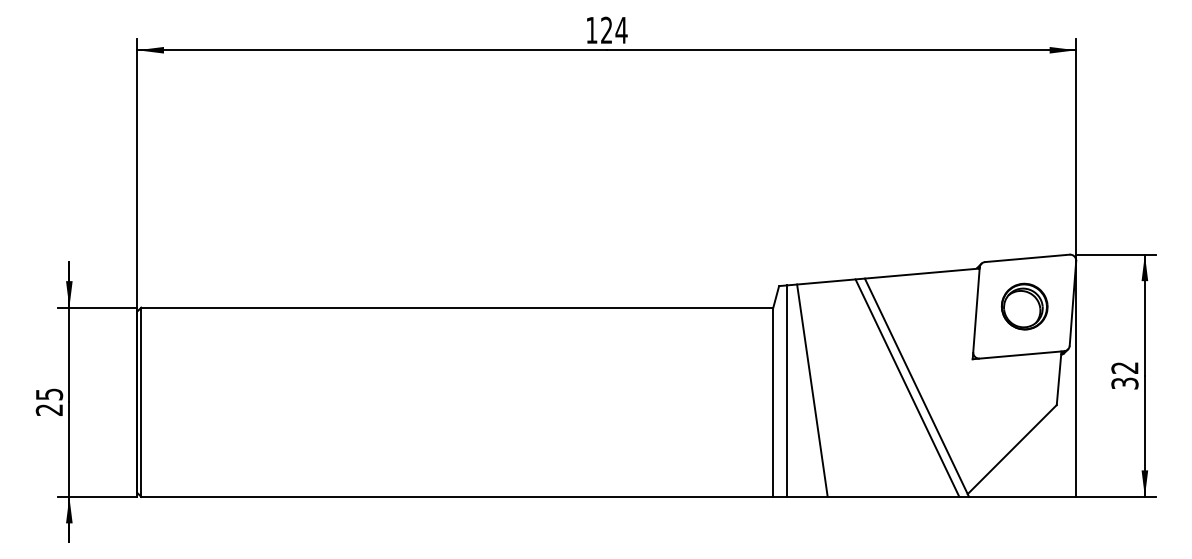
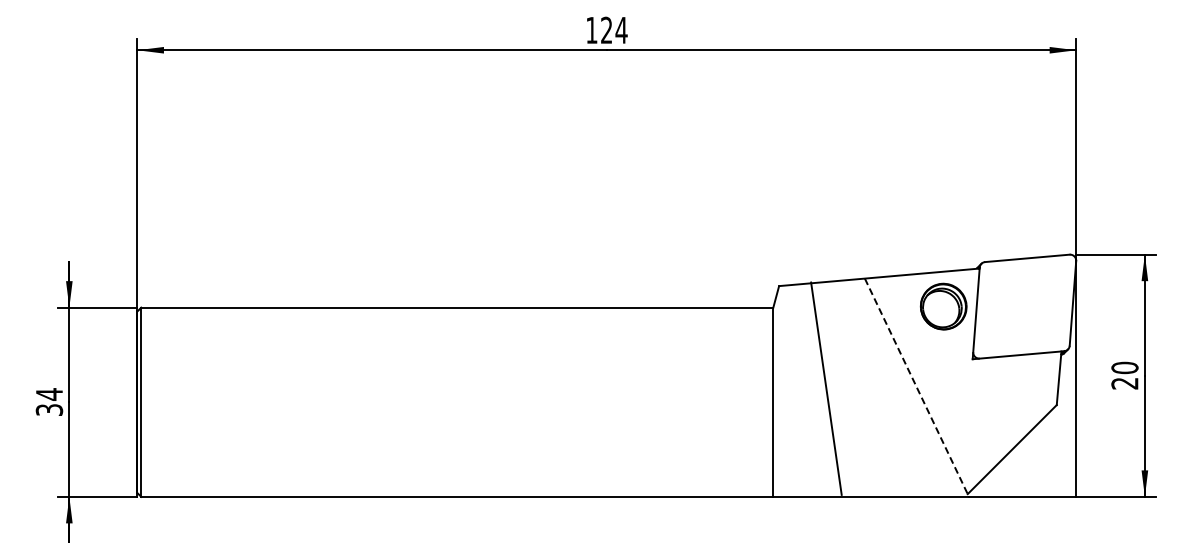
part position: (1024, 306) -> (943, 306) (943, 306)
text: 32 -> 20 (1124, 375)
line: present -> none (907, 387)
line: solid -> dashed (916, 387)
line: present -> none (787, 390)
line position: (812, 390) -> (826, 388) (826, 388)
text: 25 -> 34 (49, 401)
